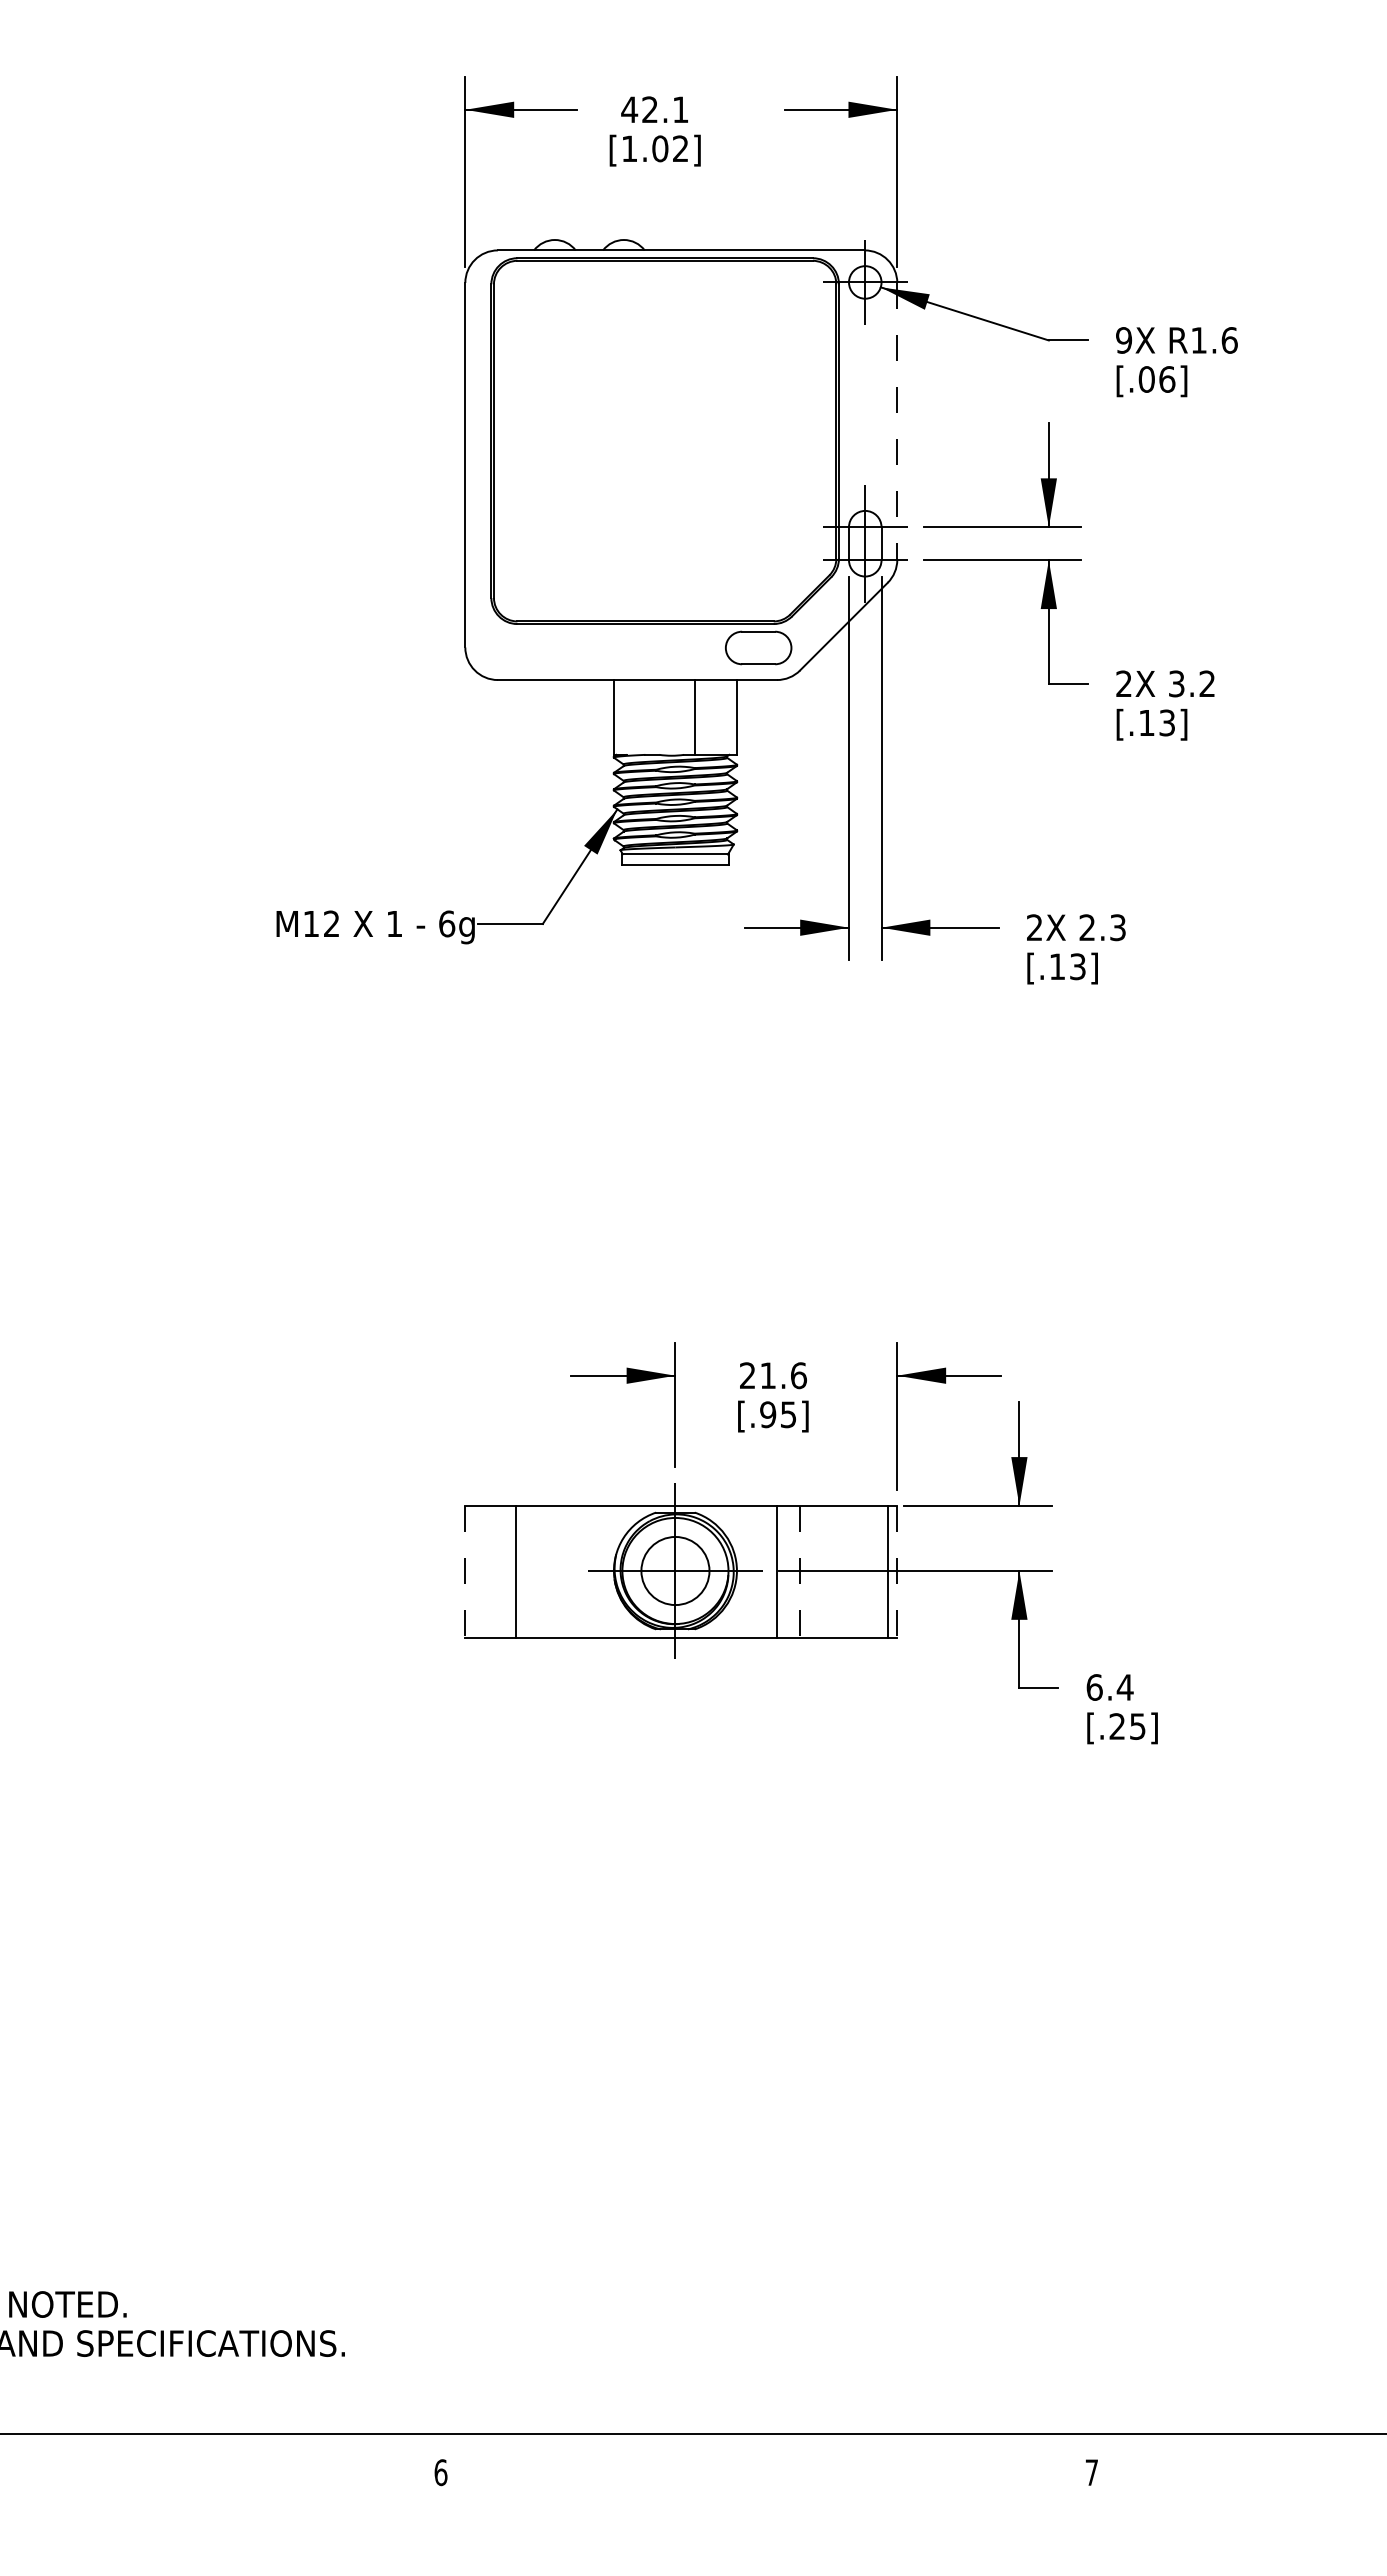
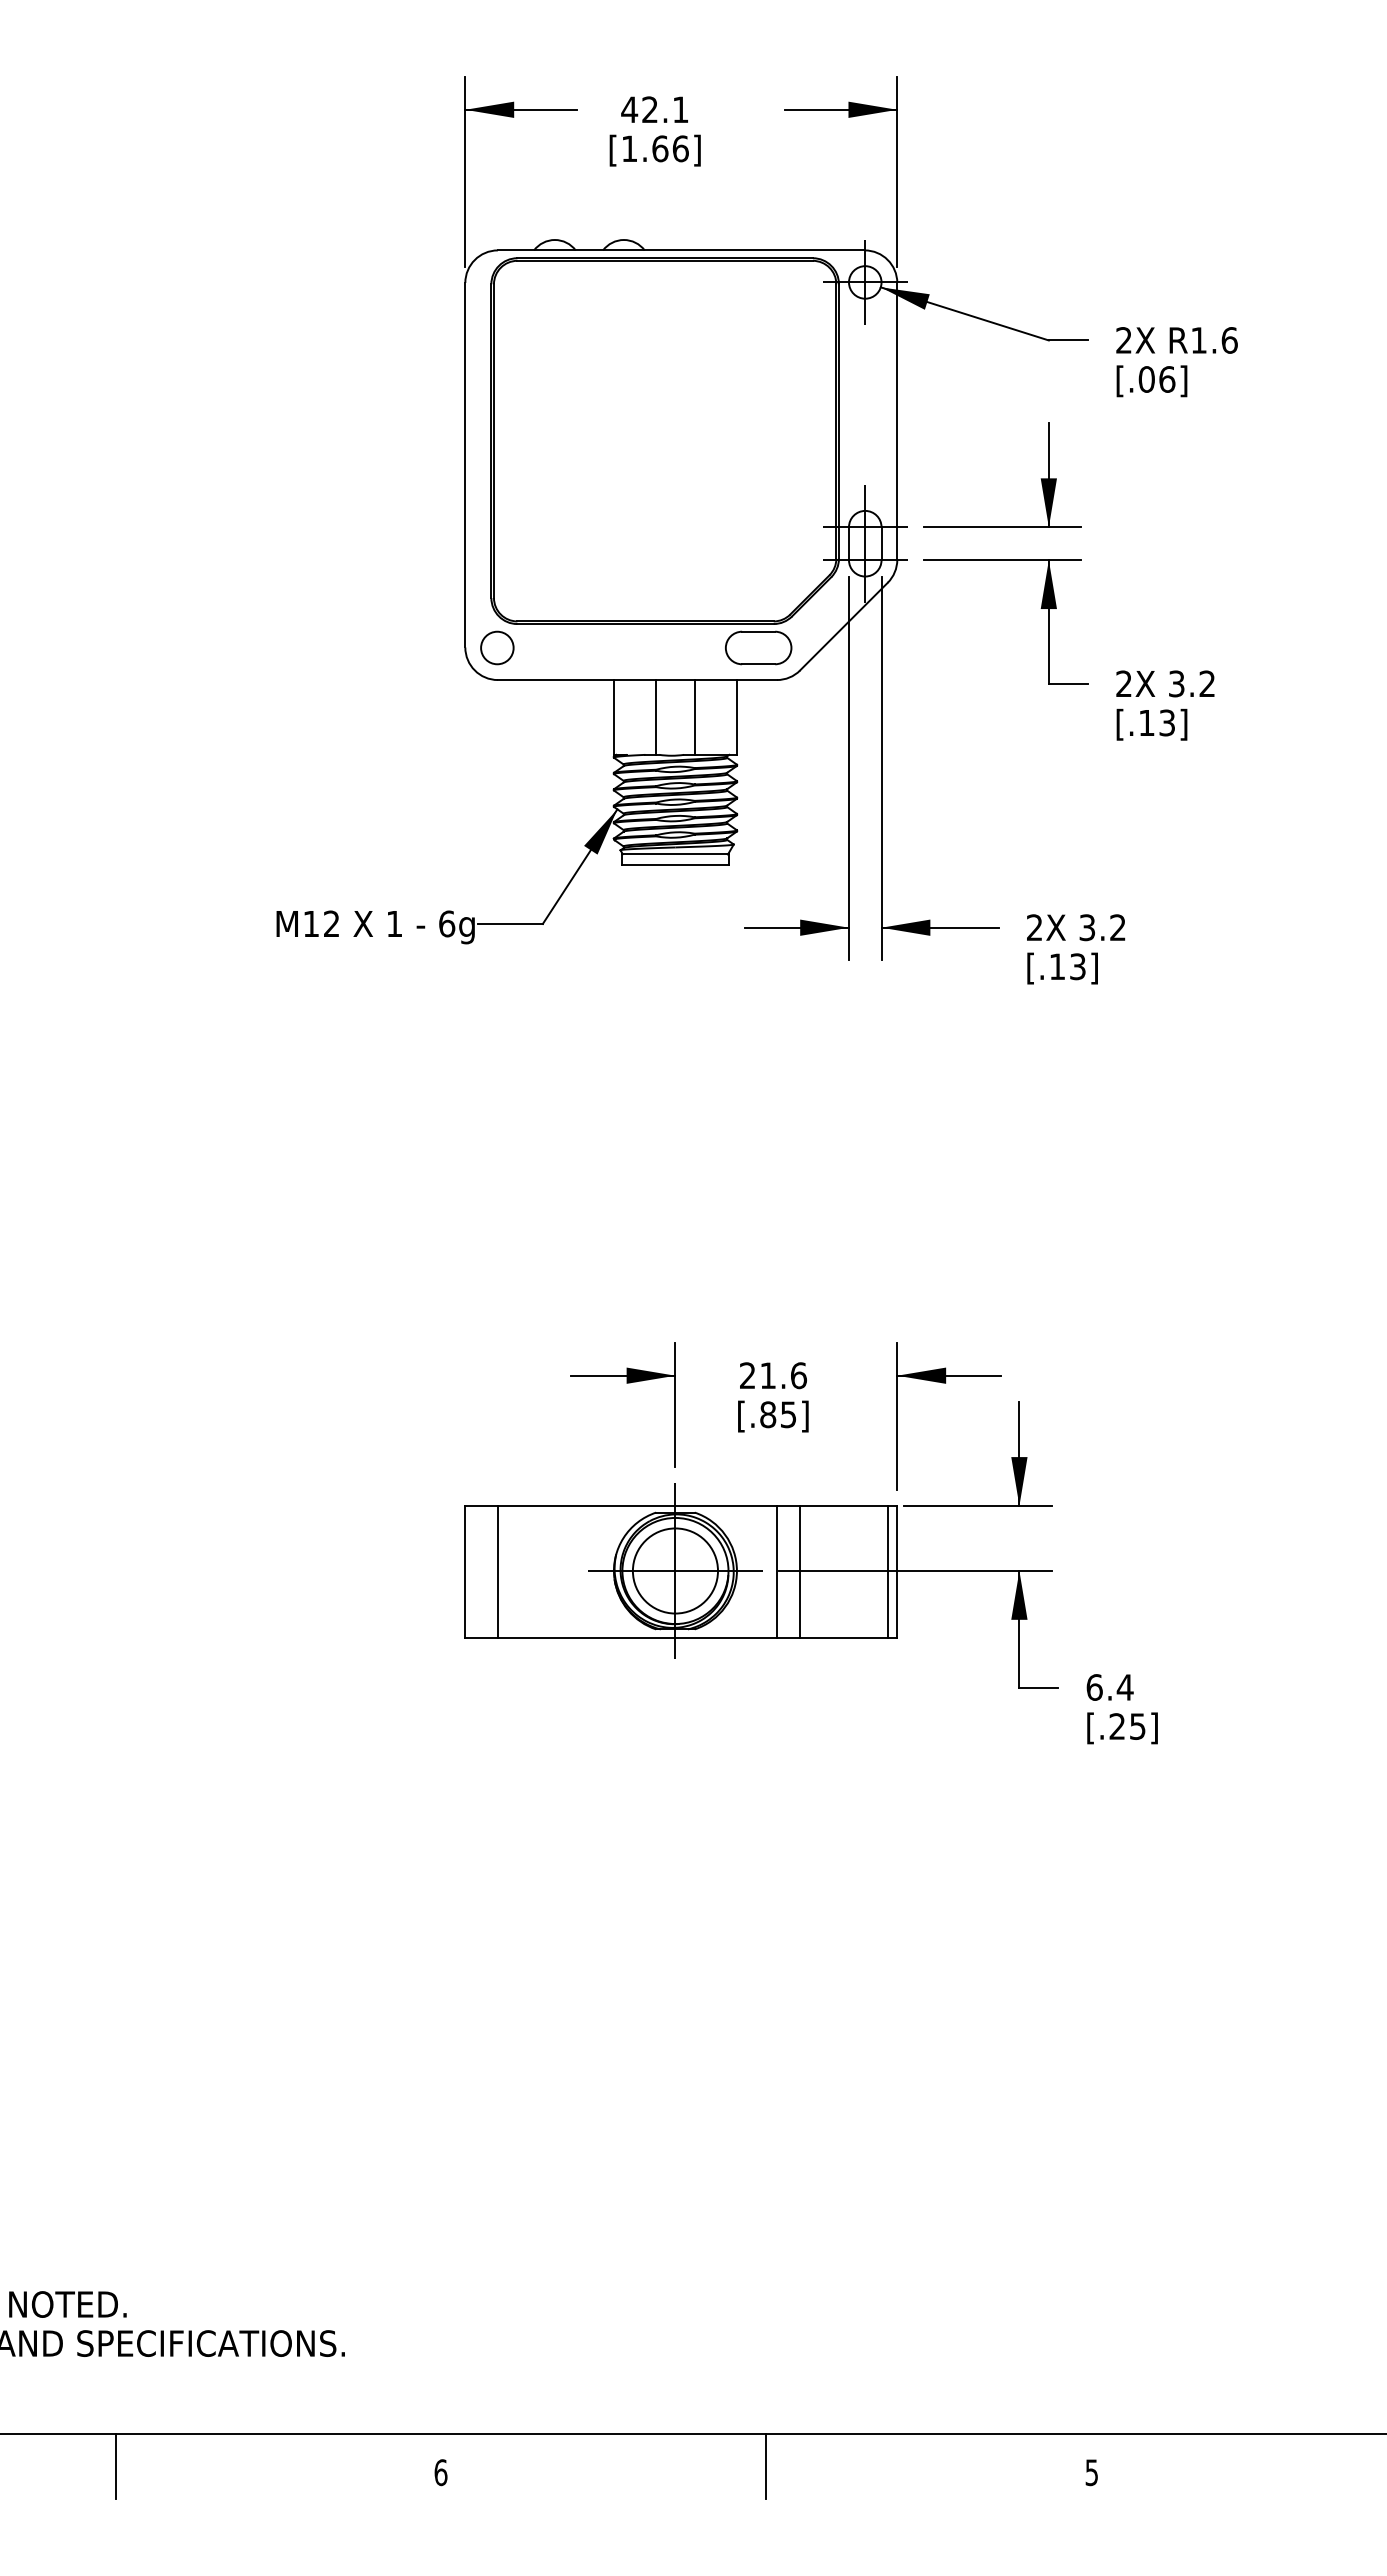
text: [1.02] -> [1.66] (670, 148)
text: 9X -> 2X (1124, 340)
line: dashed -> solid (897, 421)
circle: none -> present (497, 647)
line: none -> present (656, 717)
text: 2.3 -> 3.2 (1102, 927)
text: [.95] -> [.85] (768, 1414)
circle diameter: 68 px -> 85 px (675, 1570)
line position: (515, 1571) -> (497, 1571) (497, 1571)
line: dashed -> solid (465, 1572)
line: dashed -> solid (800, 1572)
line: dashed -> solid (897, 1572)
line: none -> present (115, 2465)
line: none -> present (766, 2465)
text: 7 -> 5 (1091, 2472)
